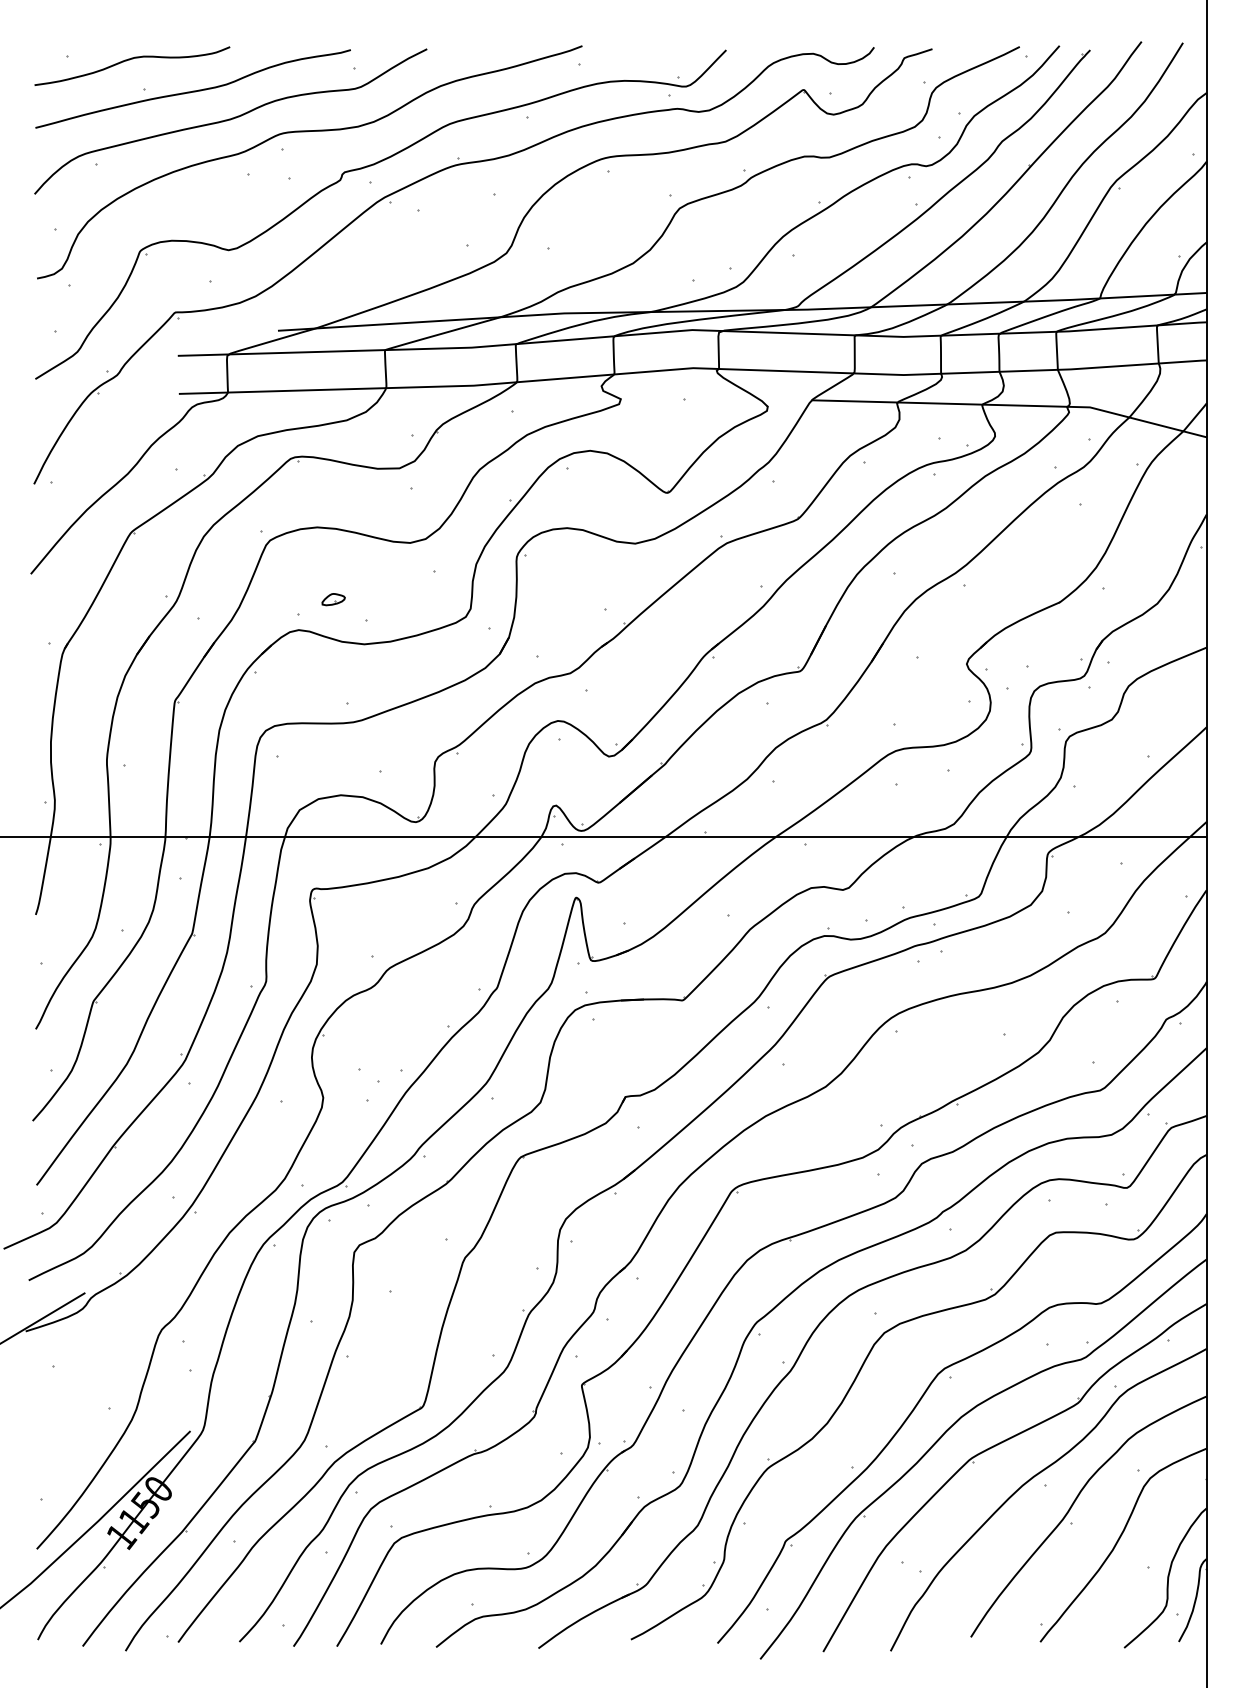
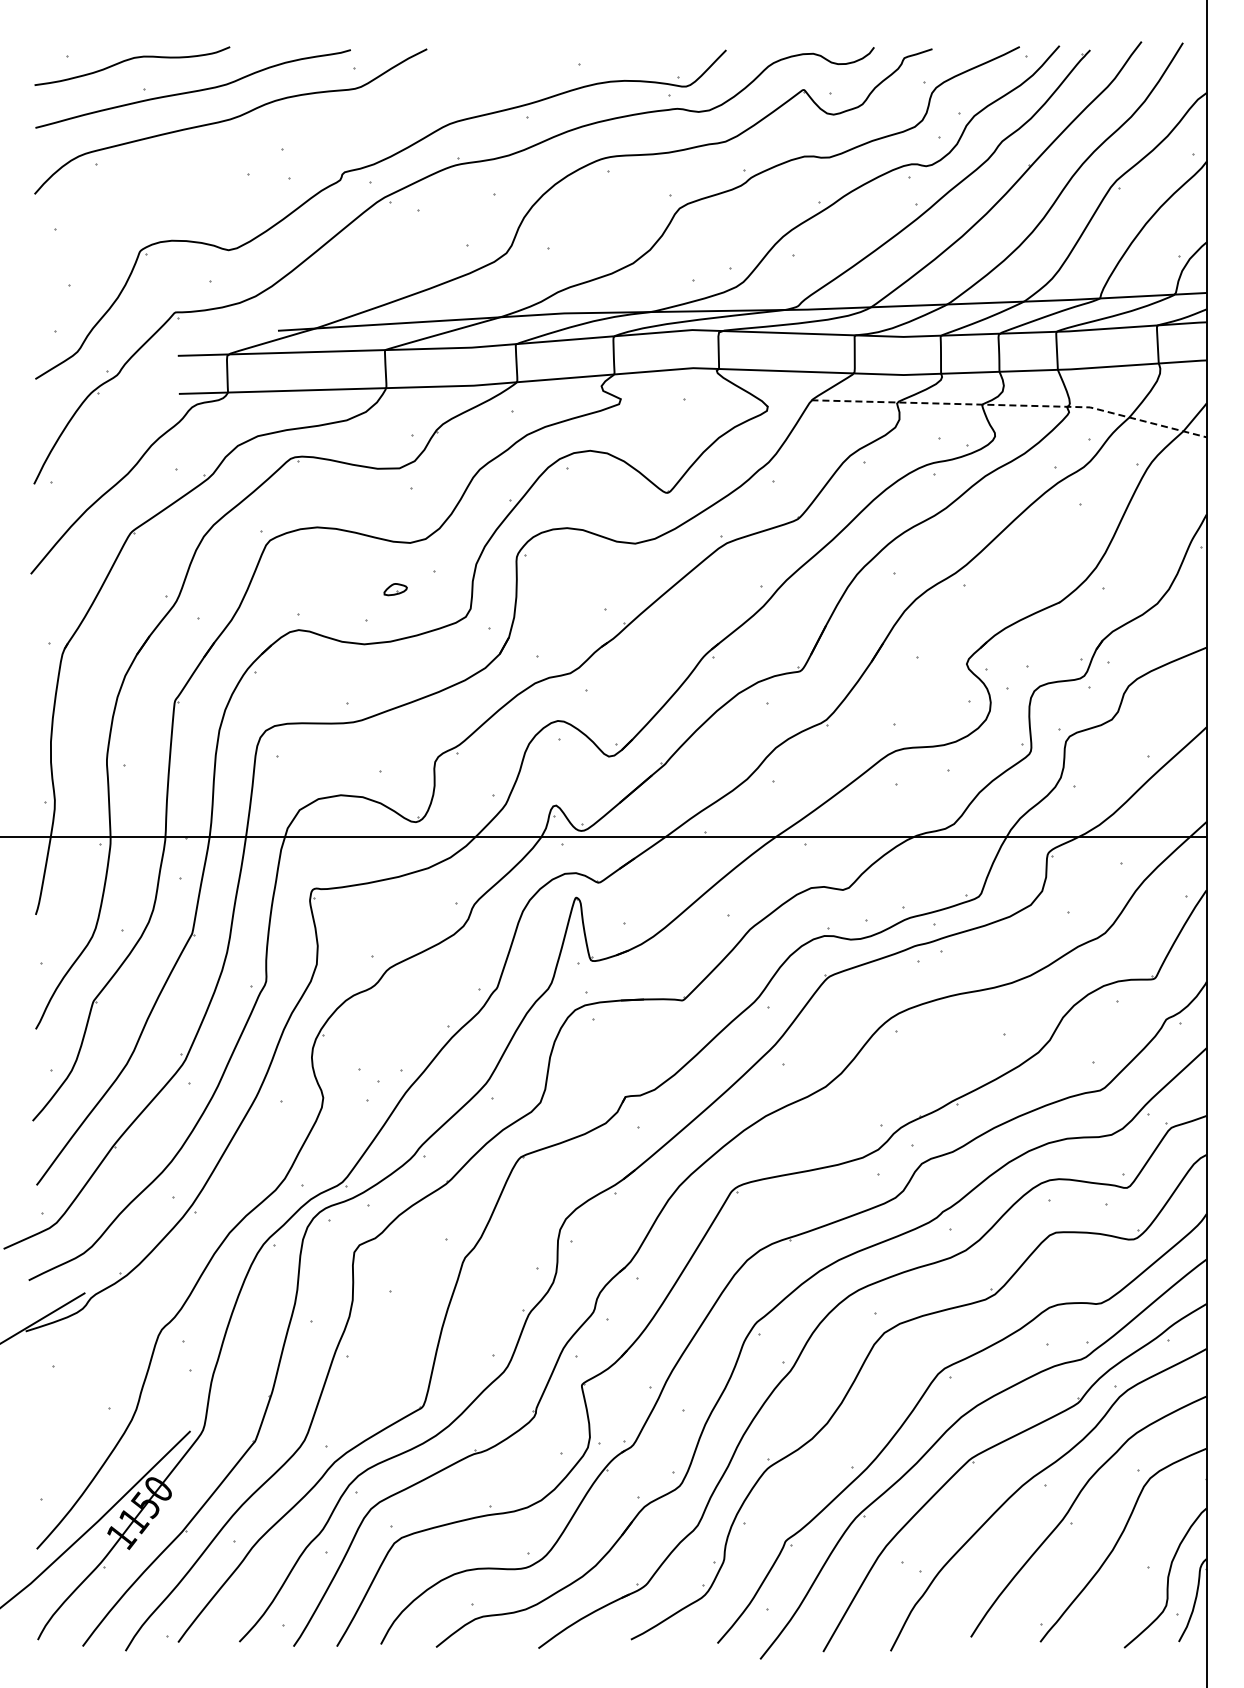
curve: present -> none (307, 132)
line: solid -> dashed (1012, 405)
part position: (333, 599) -> (395, 589) (395, 589)
